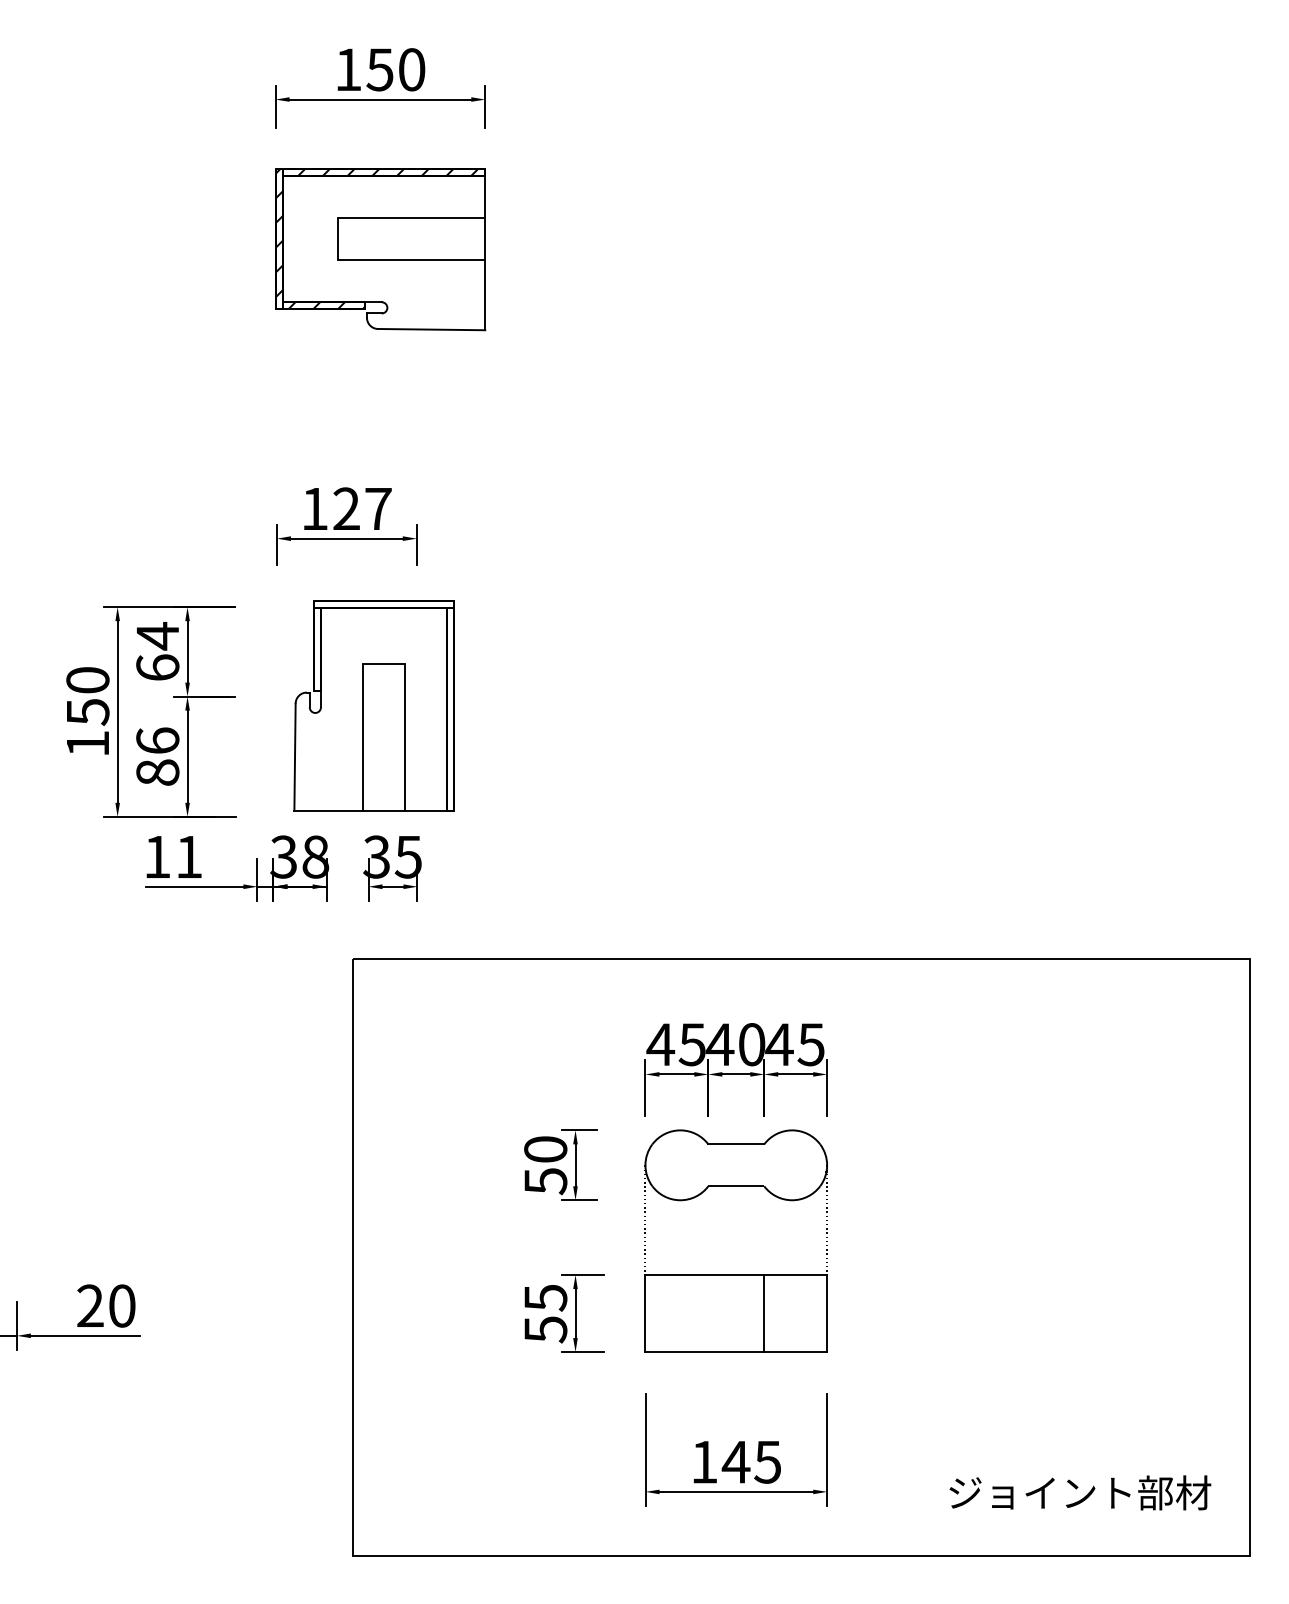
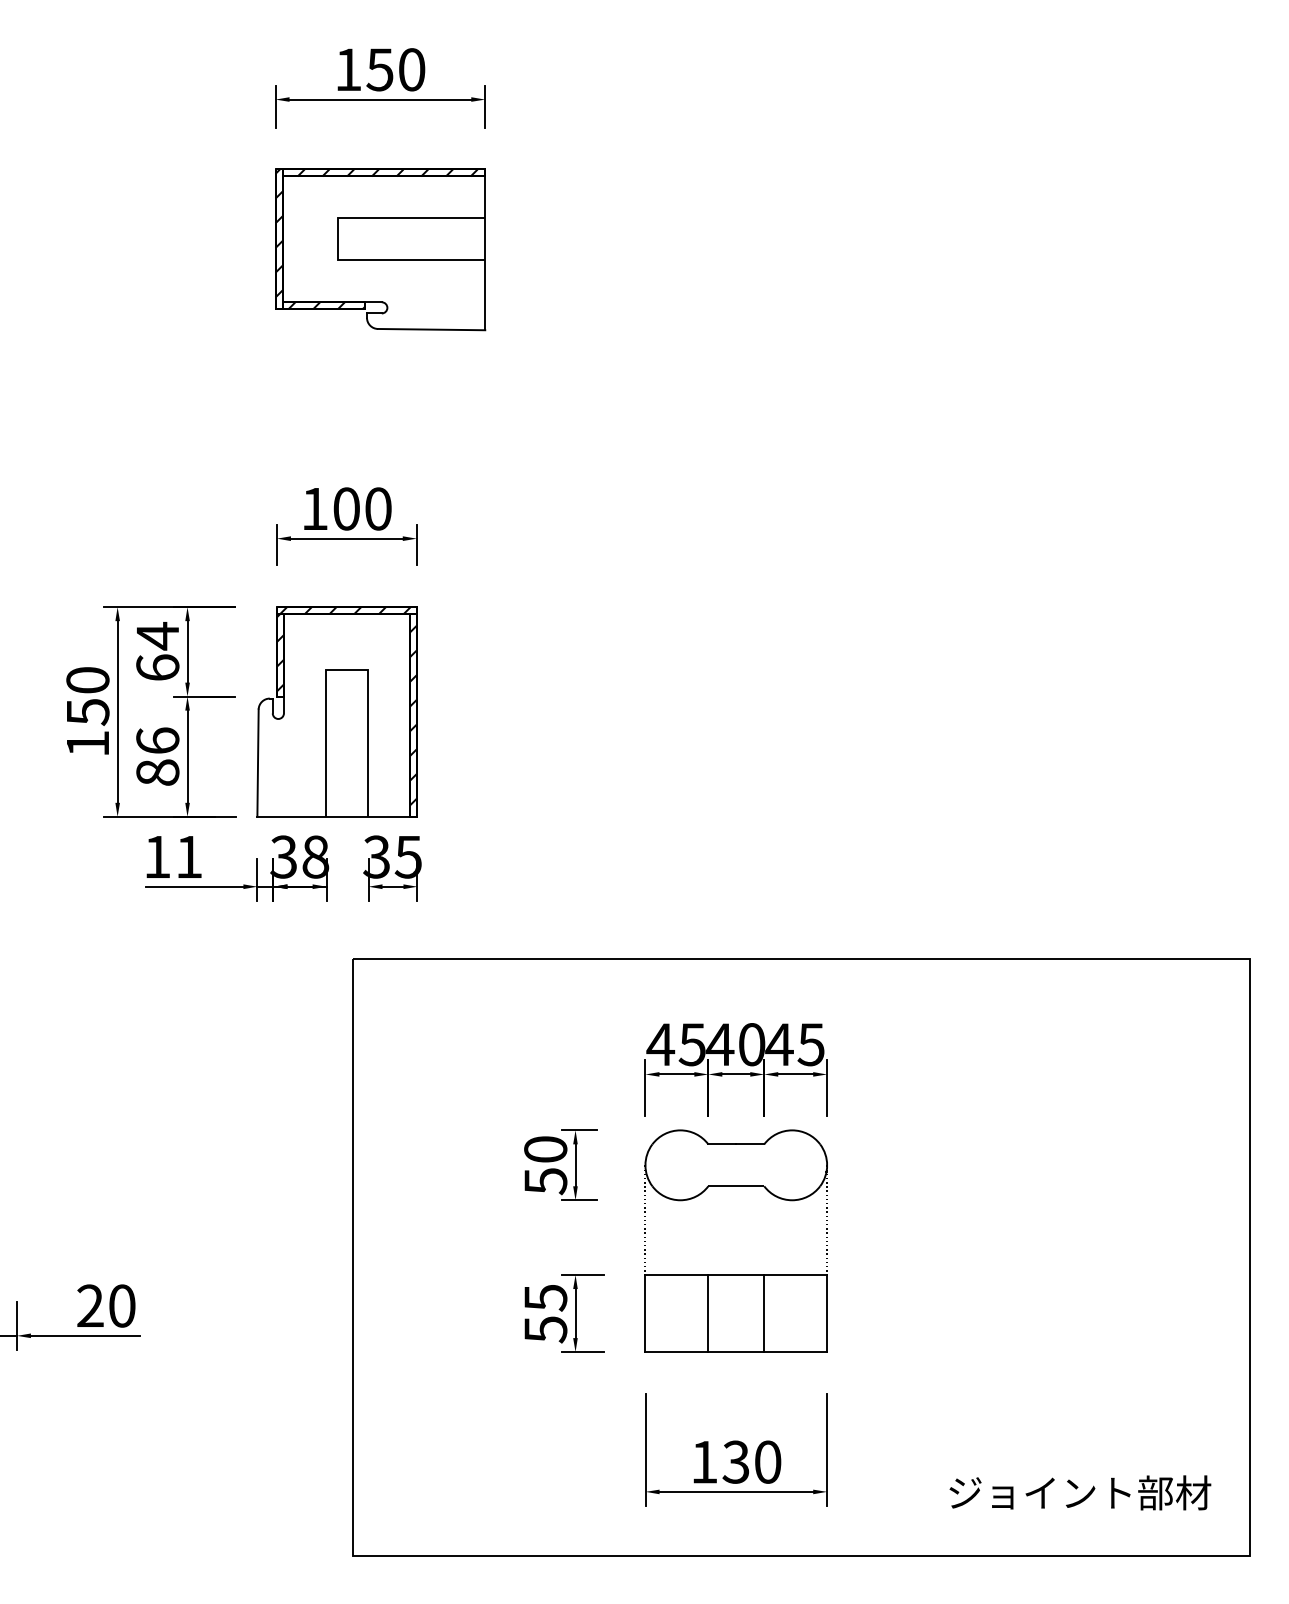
text: 127 -> 100 (362, 508)
part position: (373, 705) -> (336, 711) (336, 711)
line: none -> present (708, 1313)
text: 145 -> 130 (751, 1461)
